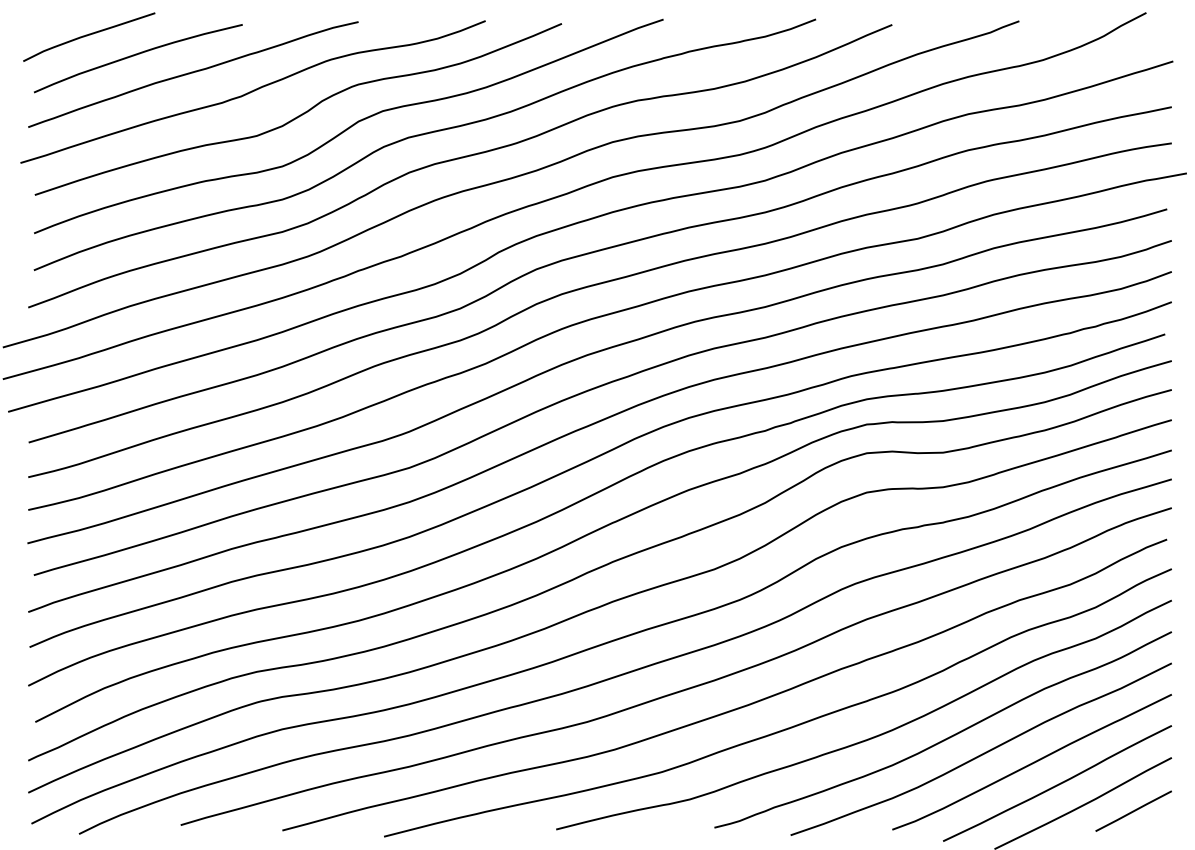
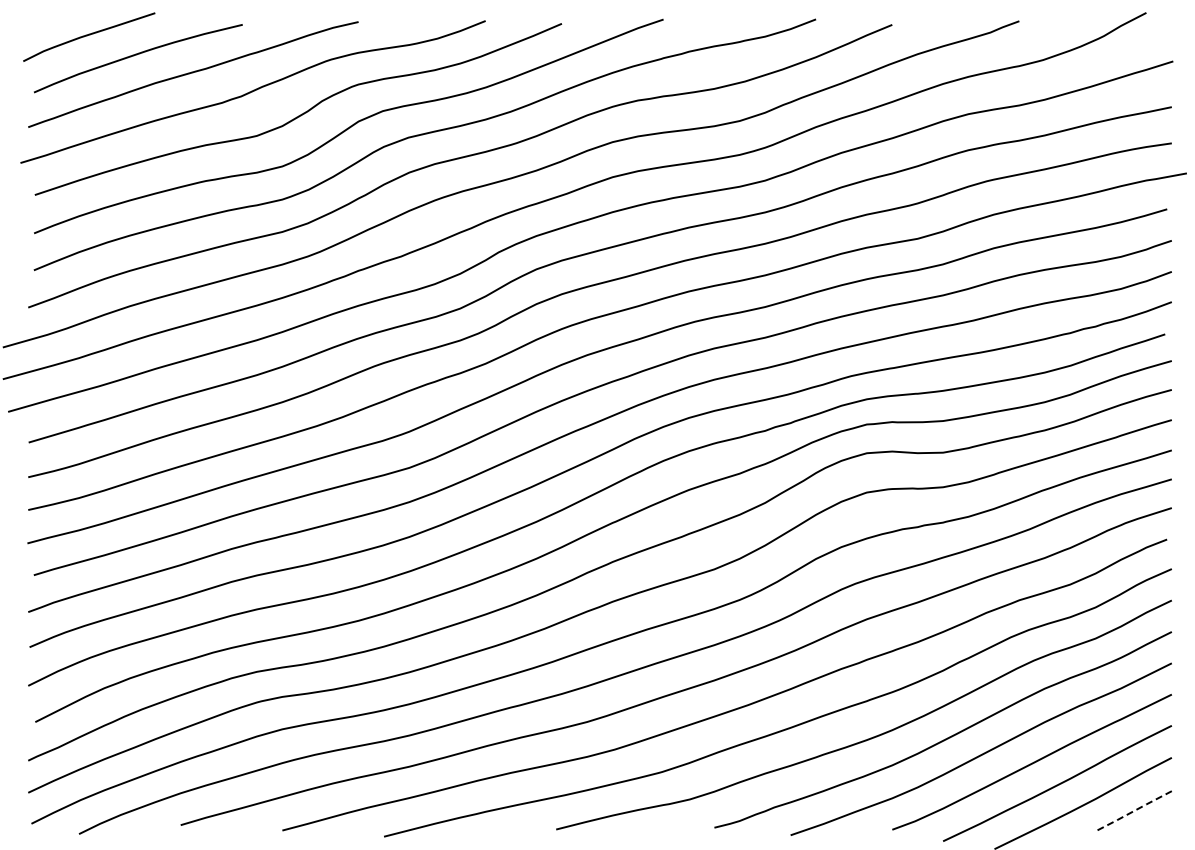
line: solid -> dashed (1133, 811)
